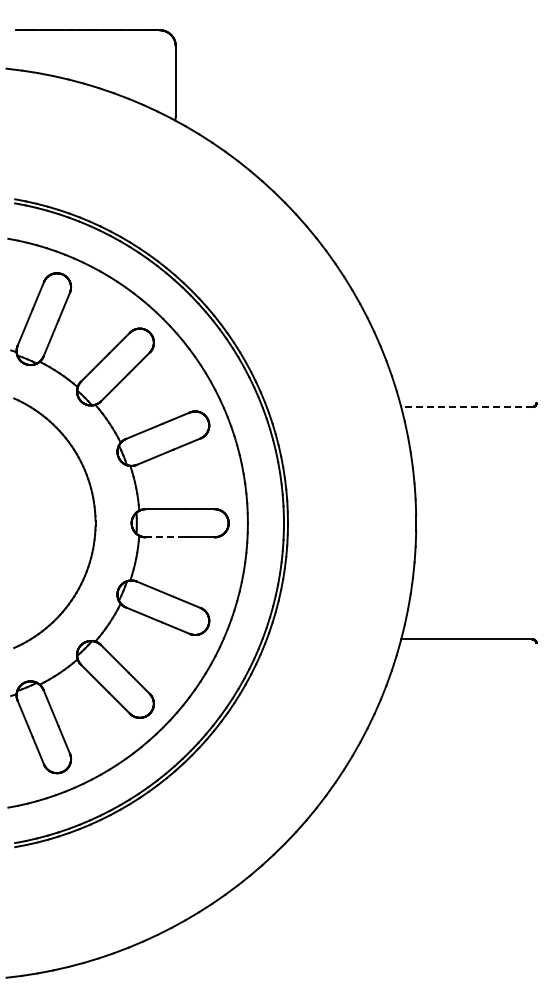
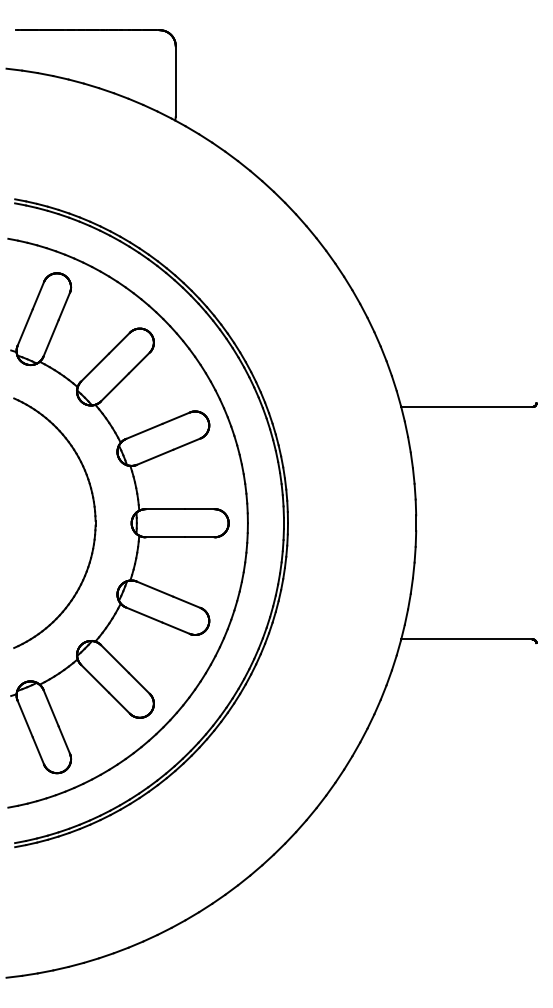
line: dashed -> solid (466, 406)
line: dashed -> solid (165, 537)
